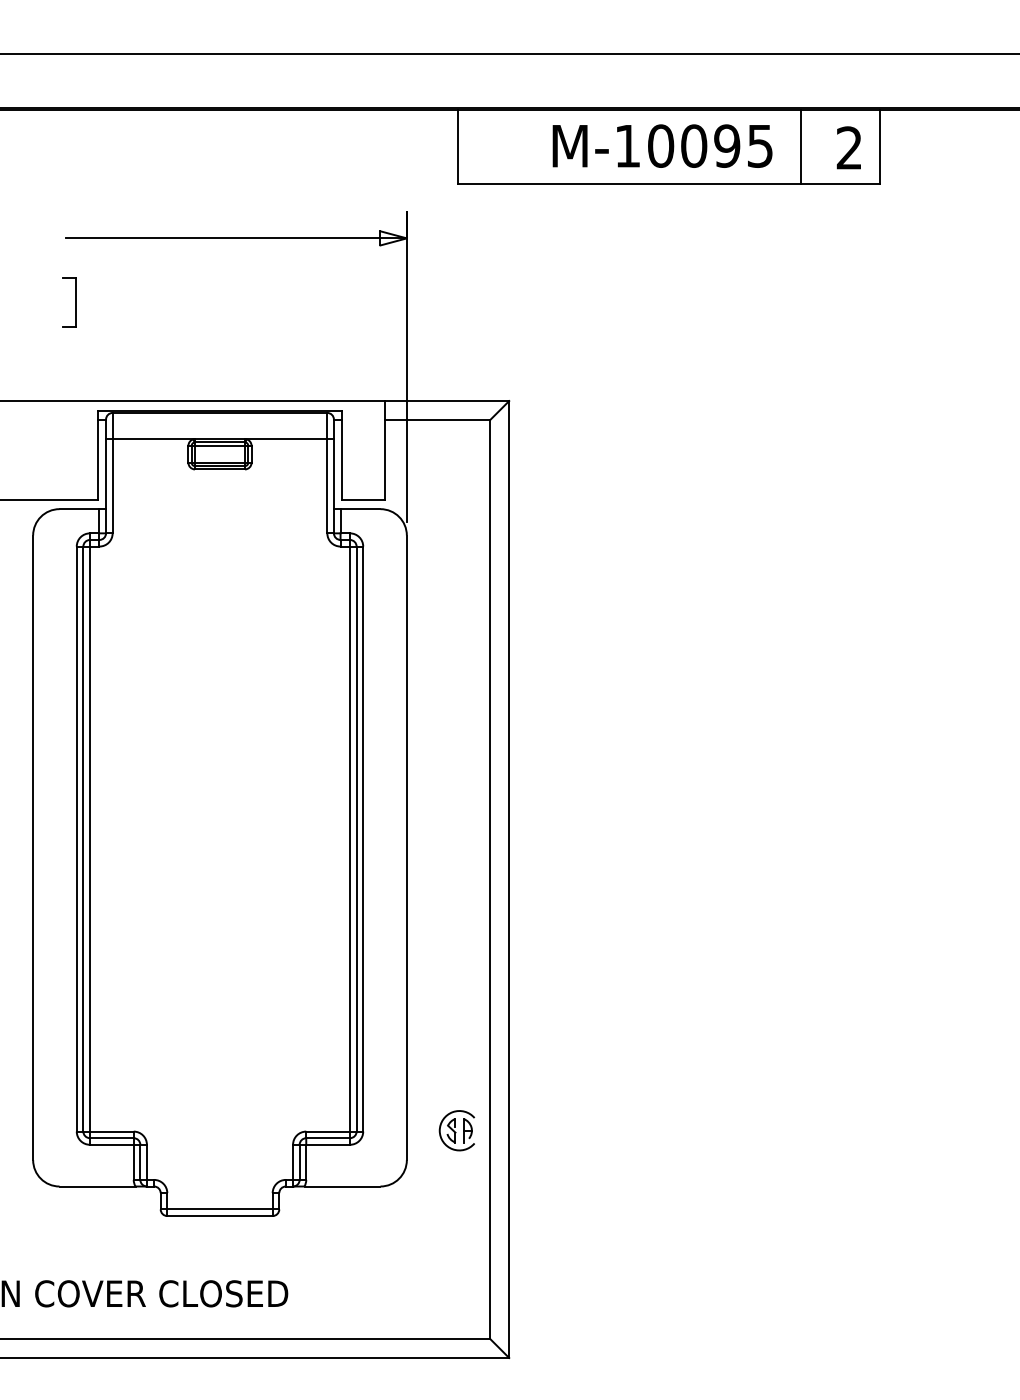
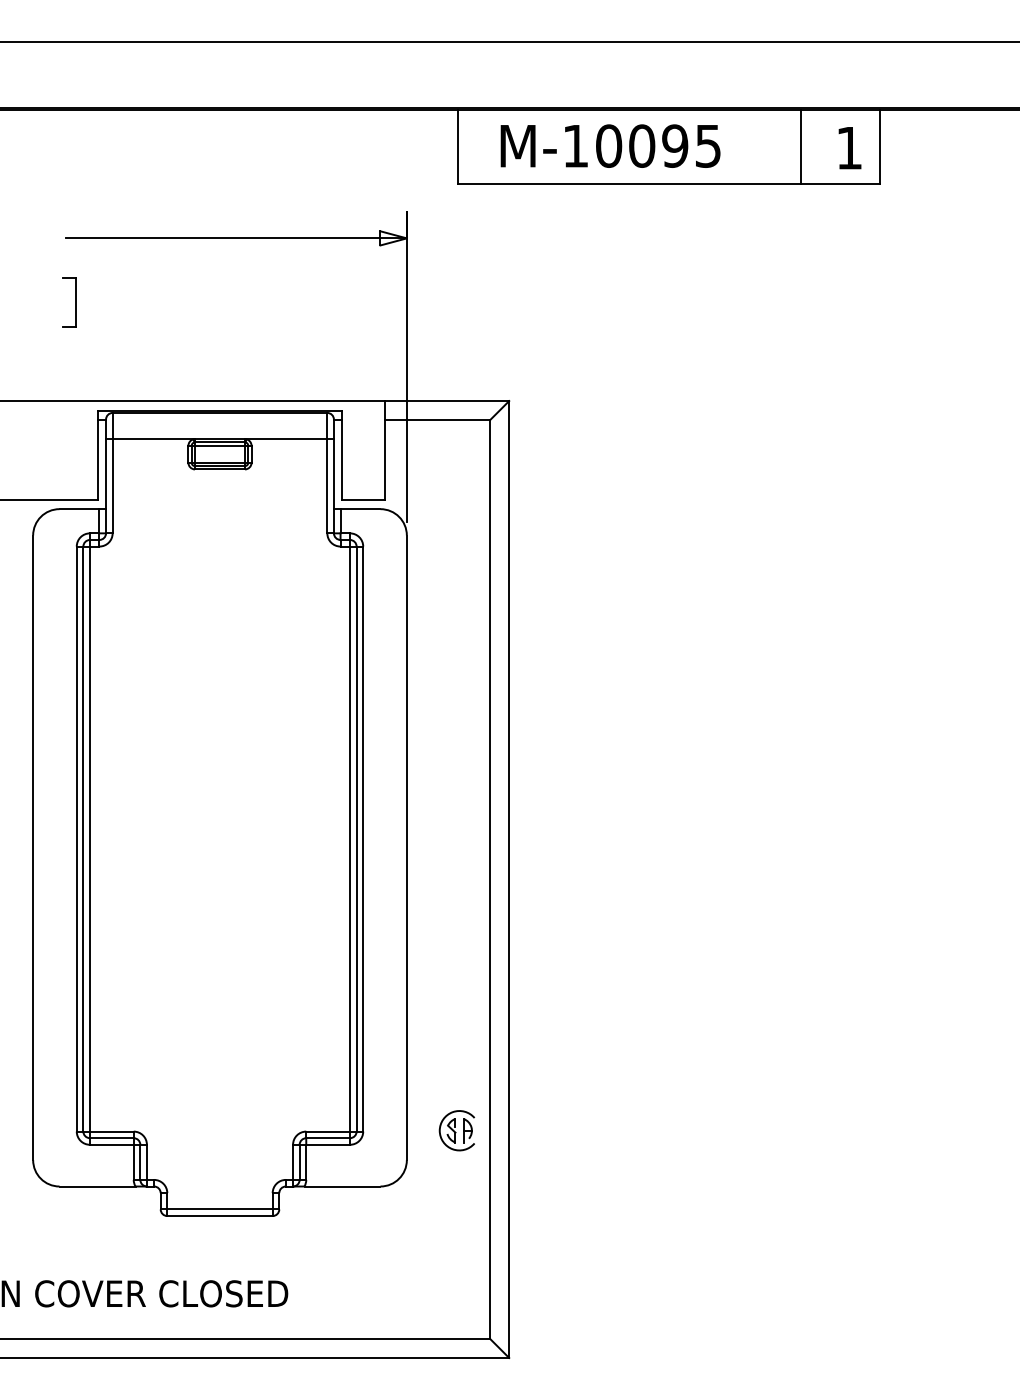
line position: (509, 54) -> (509, 42) (509, 42)
text position: (662, 145) -> (610, 145) (610, 145)
text: 2 -> 1 (848, 147)
